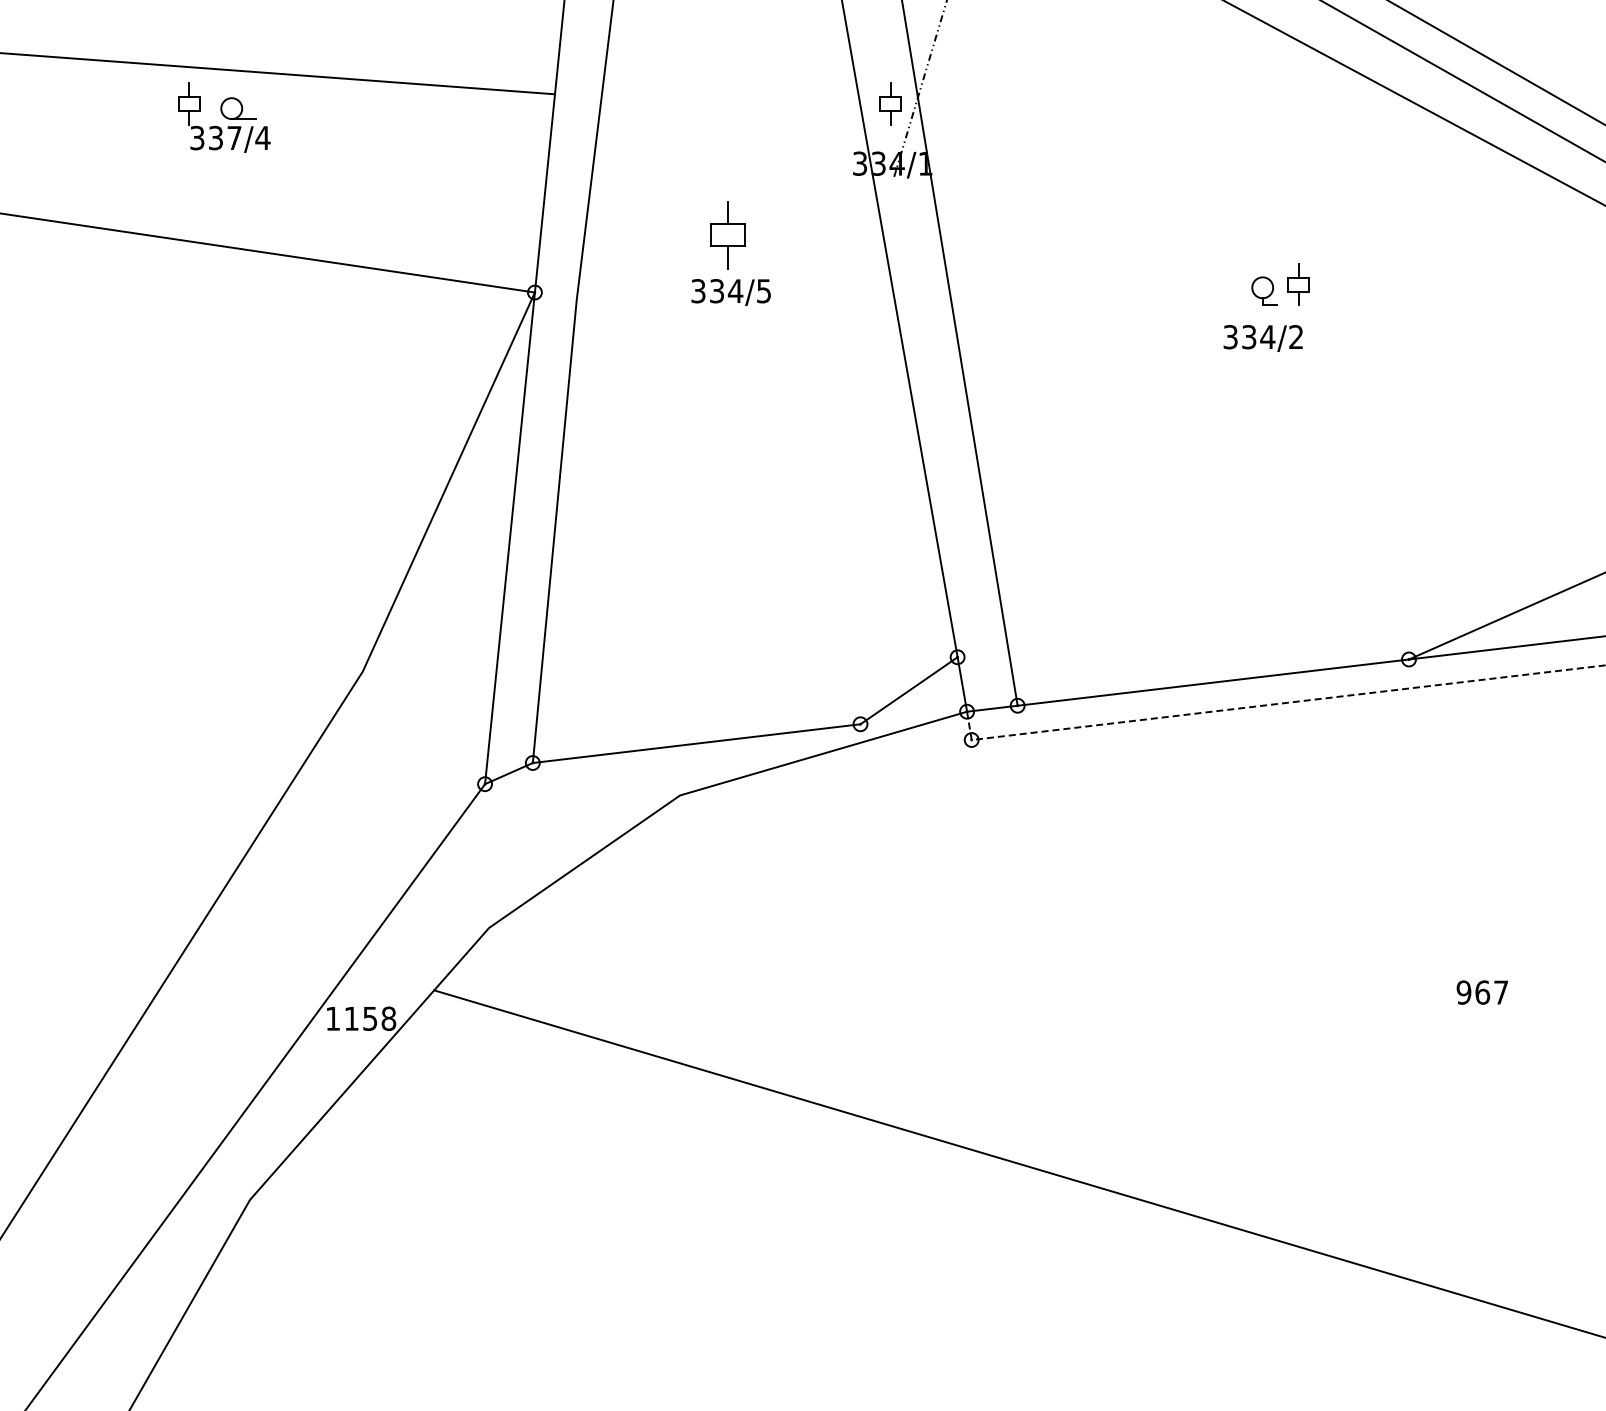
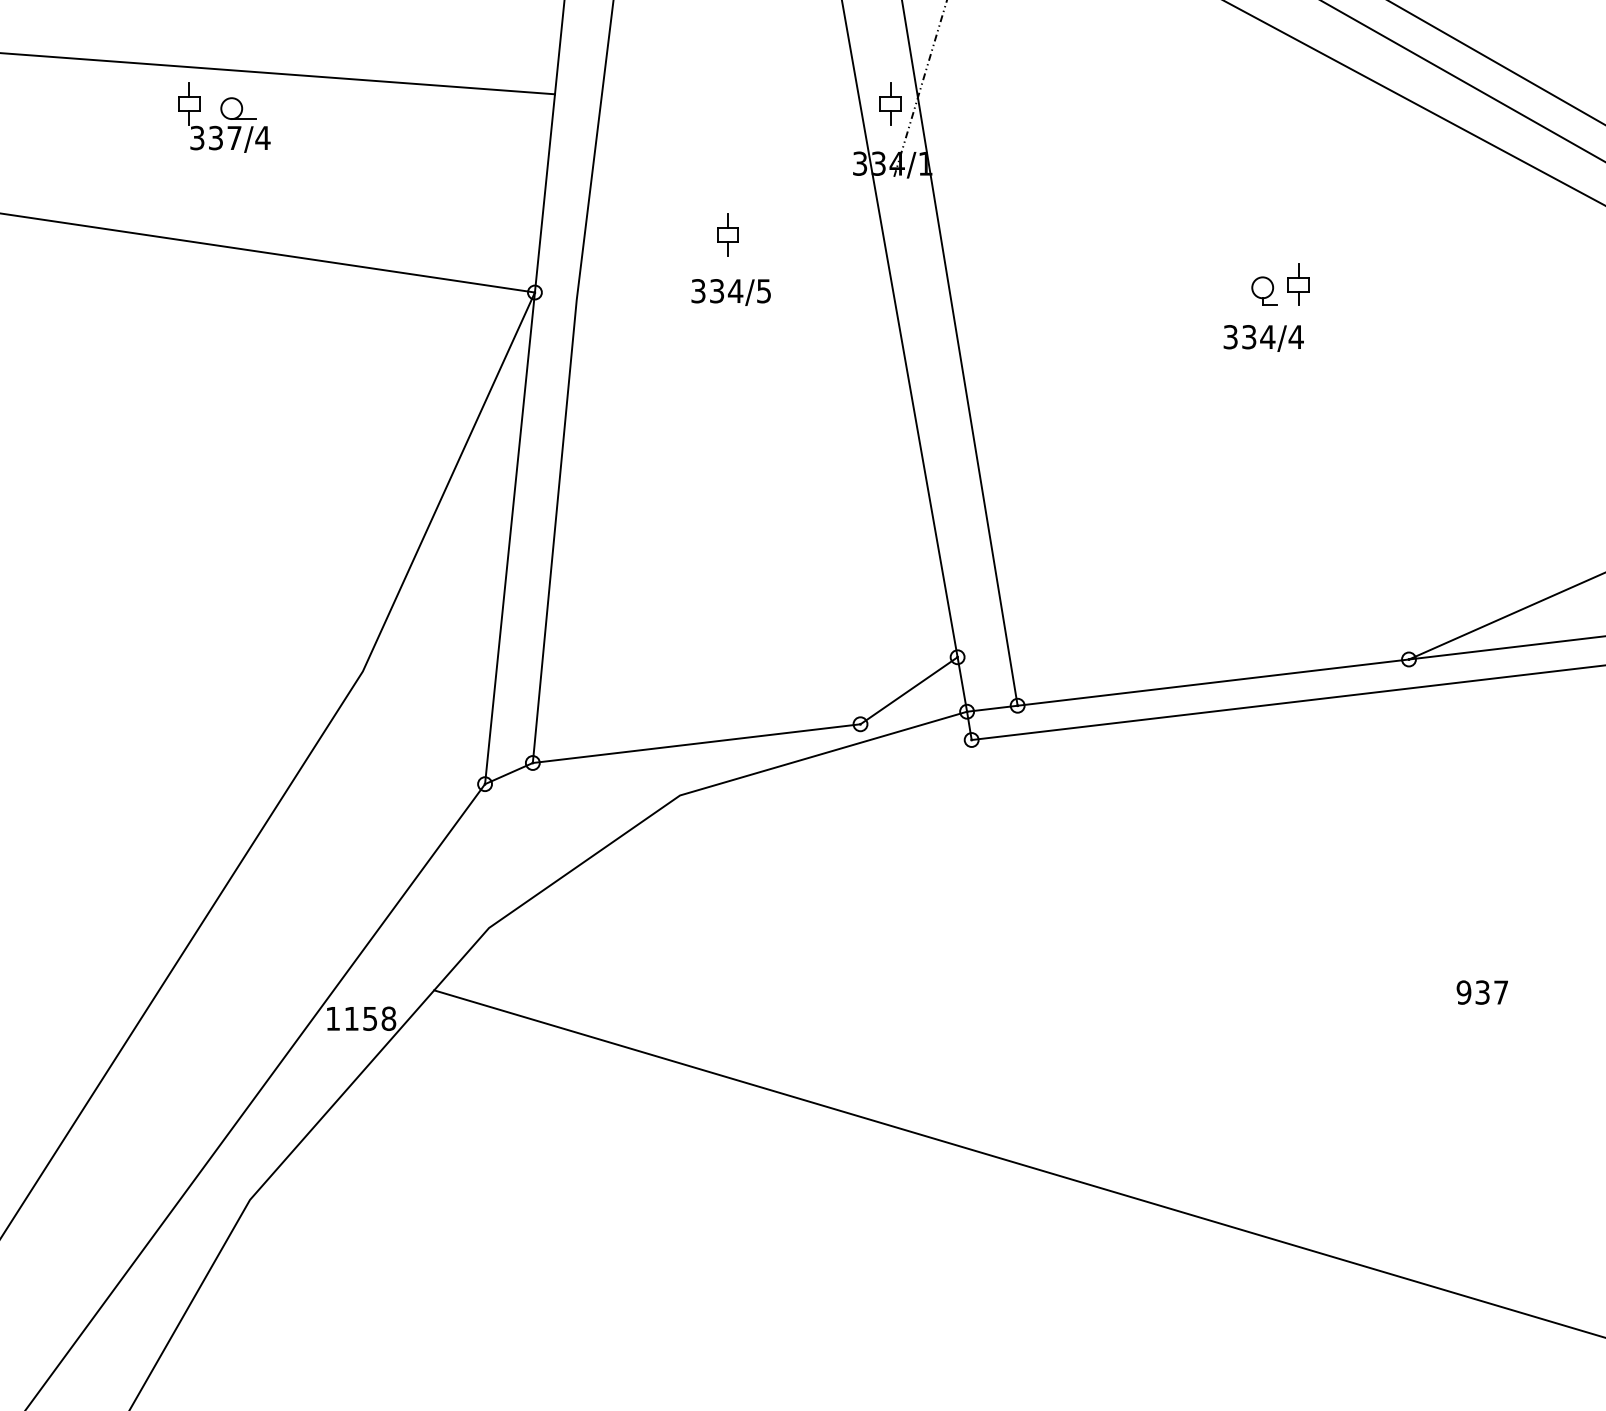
part size: 36x69 px -> 22x44 px (727, 234)
text: 334/2 -> 334/4 (1295, 336)
line: dashed -> solid (1273, 704)
text: 967 -> 937 (1482, 992)
